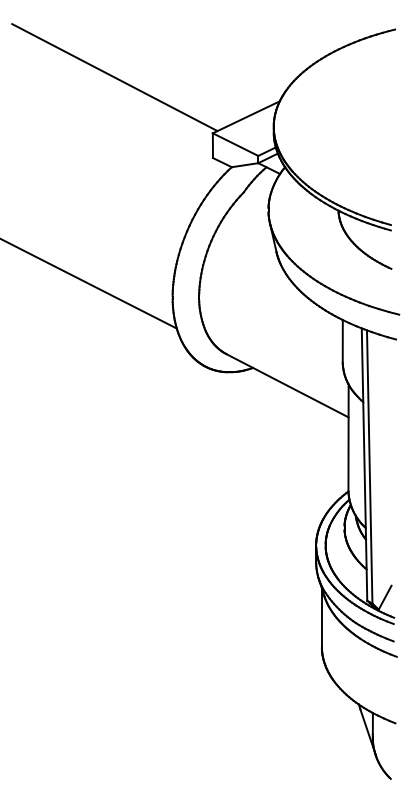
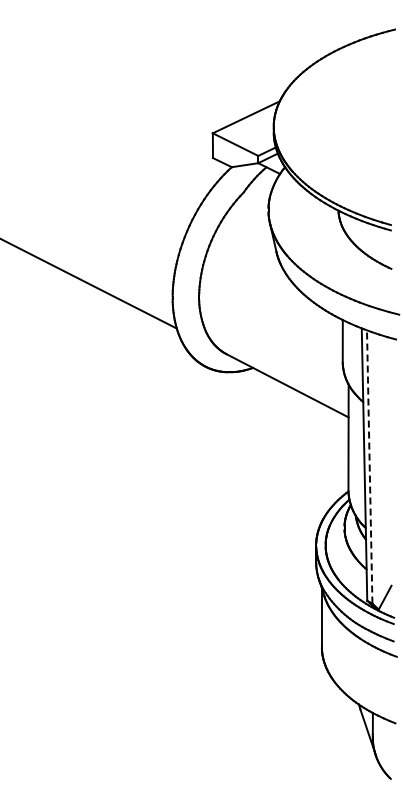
line: present -> none (114, 77)
line: solid -> dashed (369, 466)
